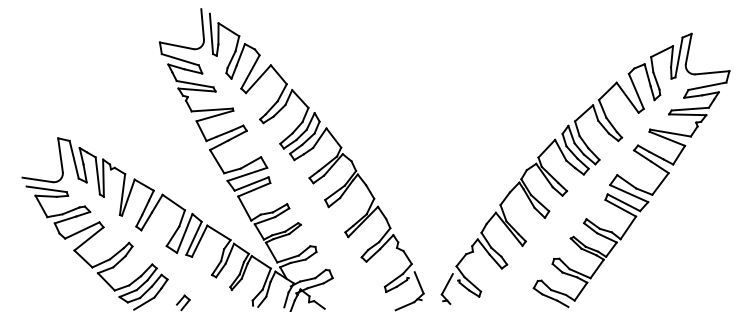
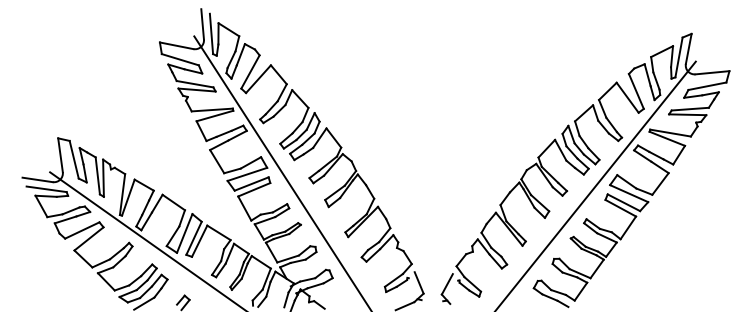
line: none -> present (282, 172)
line: none -> present (596, 184)
line: none -> present (146, 240)
